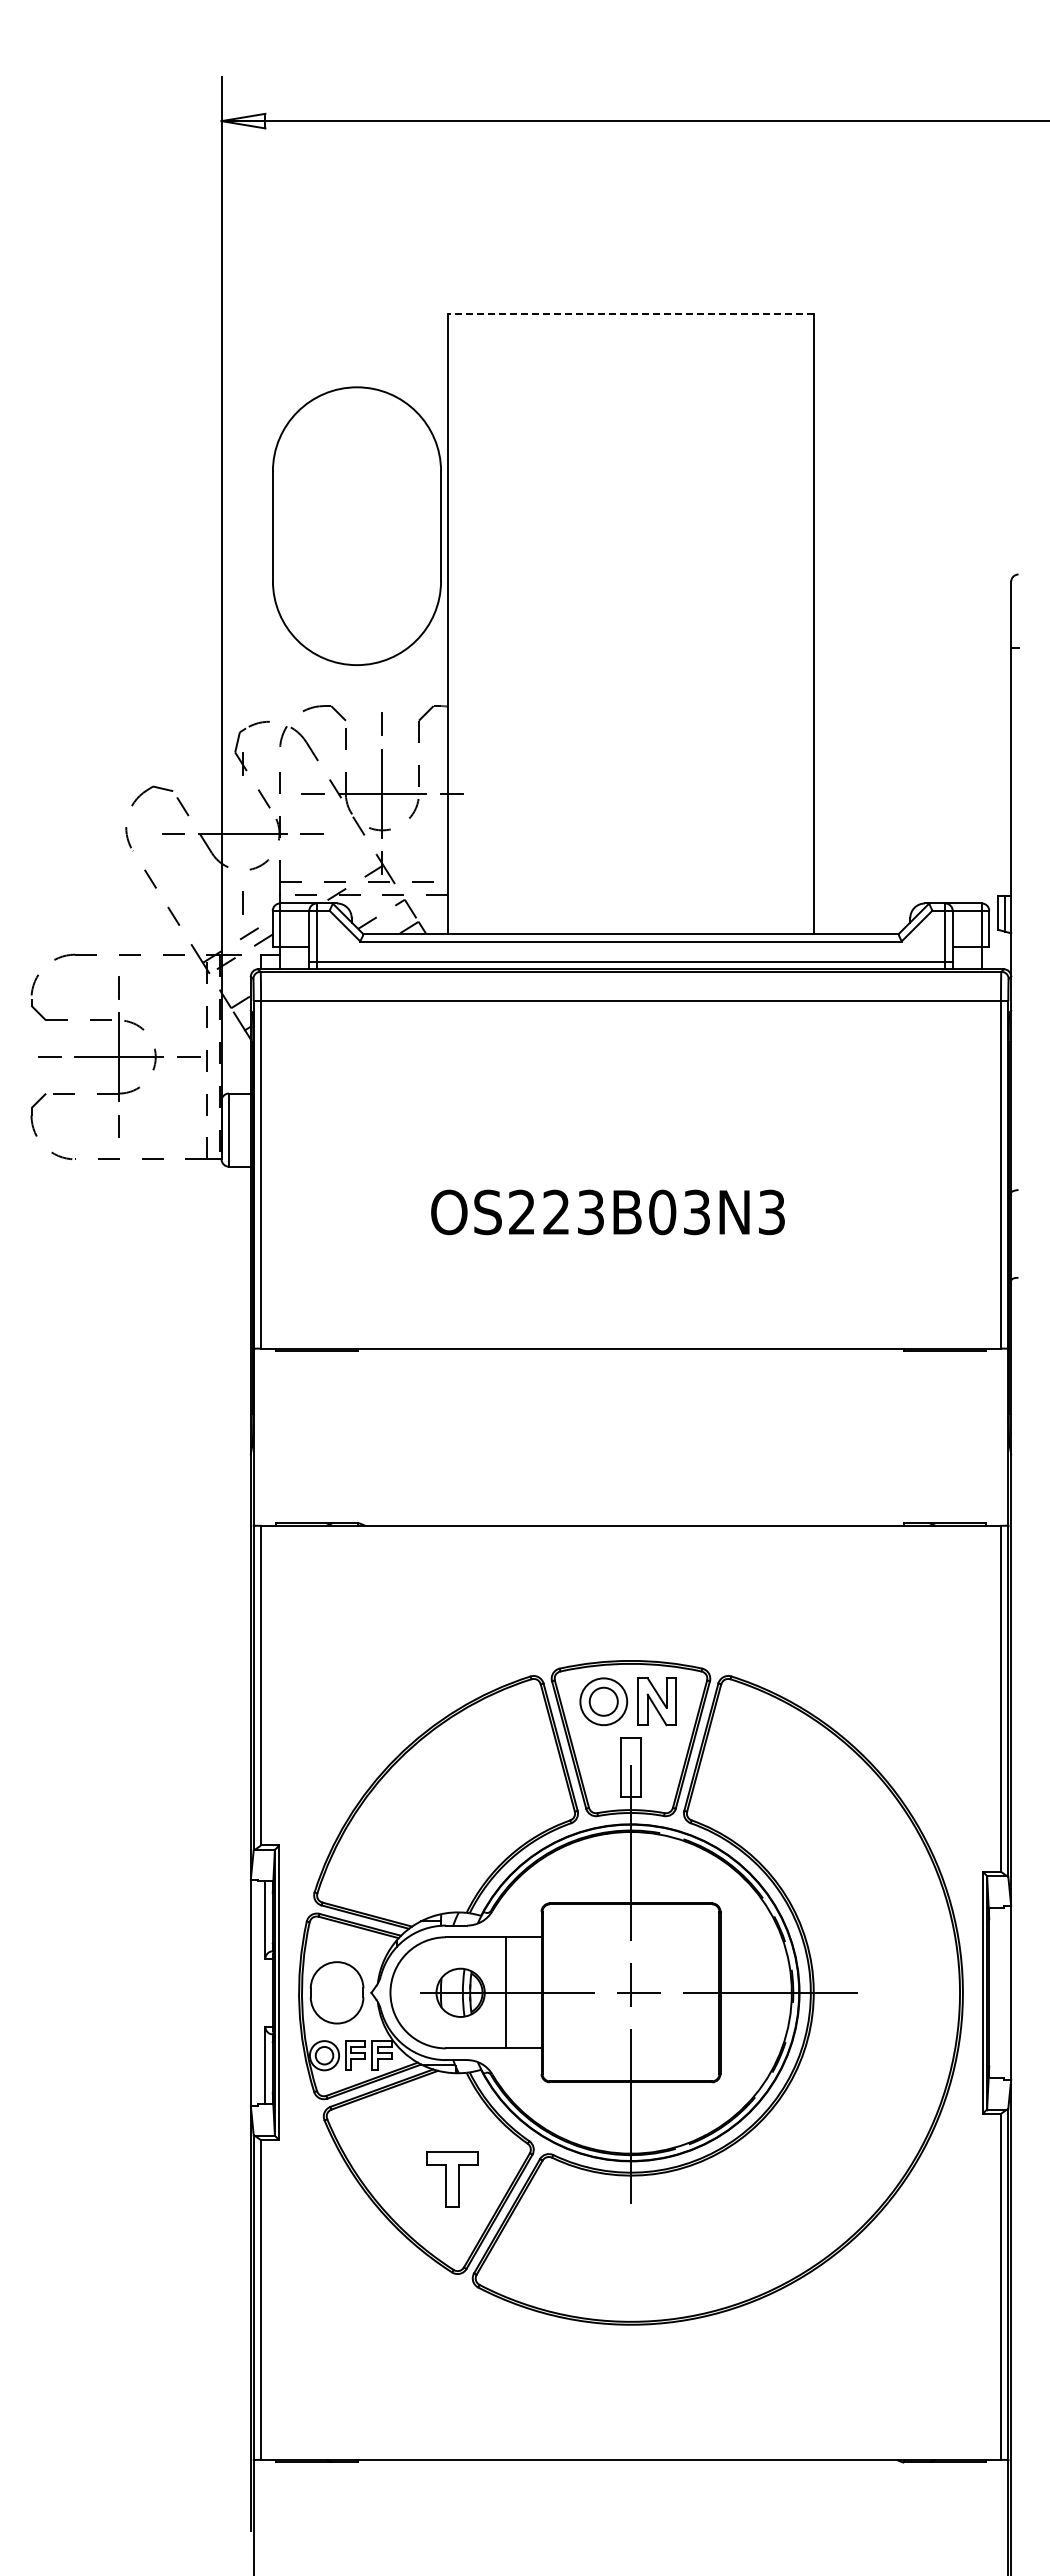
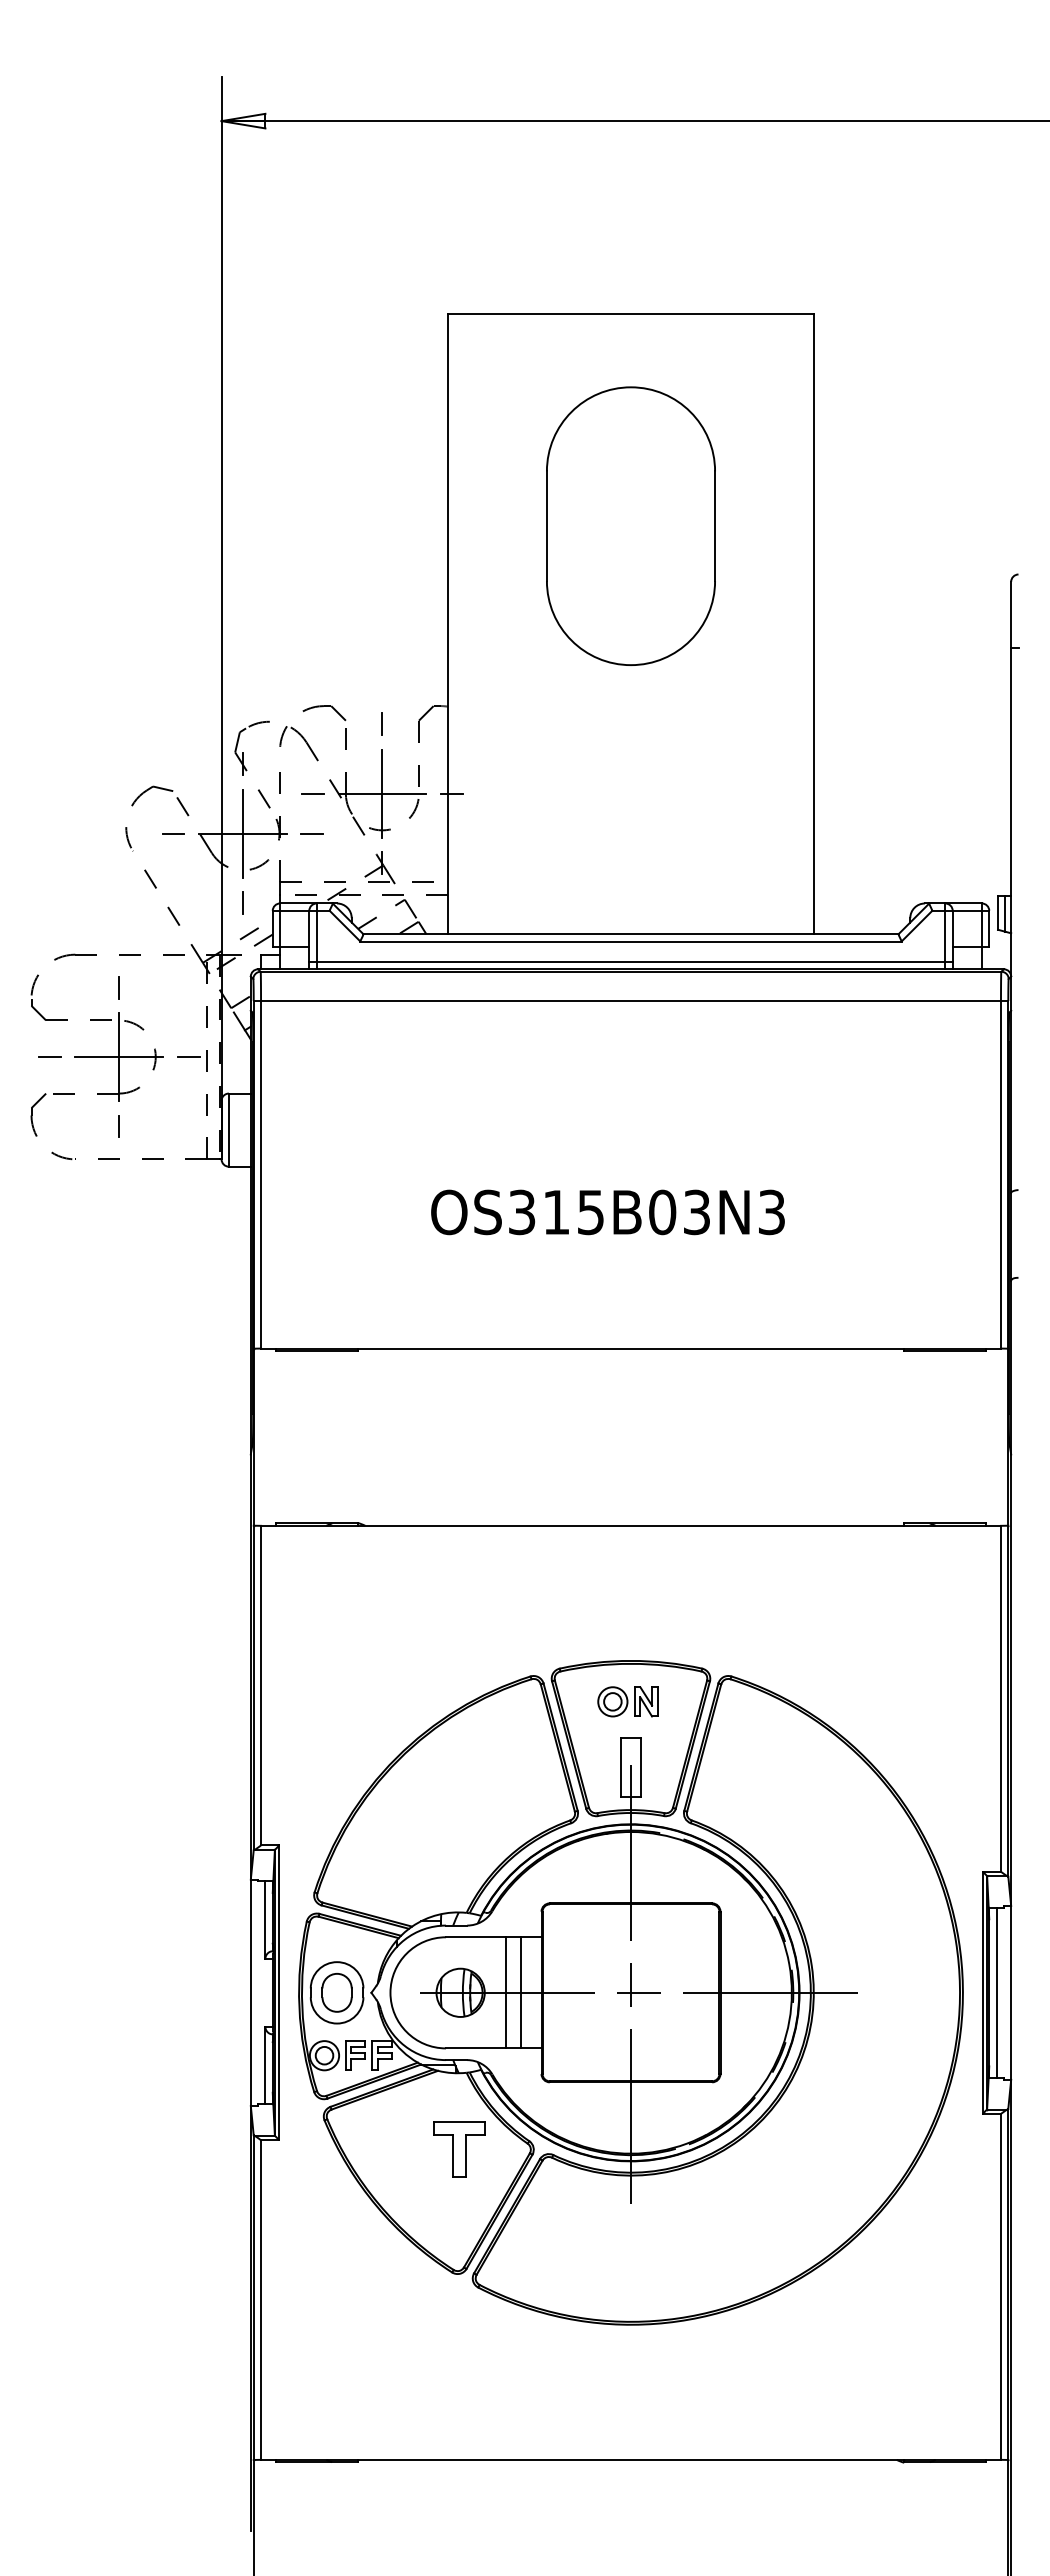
line: dashed -> solid (631, 314)
part position: (356, 525) -> (630, 525) (630, 525)
line: none -> present (242, 833)
text: OS223B03N3 -> OS315B03N3 (556, 1212)
part size: 98x50 px -> 62x32 px (627, 1701)
part: none -> present (336, 1992)
line: none -> present (520, 1992)
line: none -> present (996, 1992)
part position: (452, 2179) -> (459, 2149) (459, 2149)
